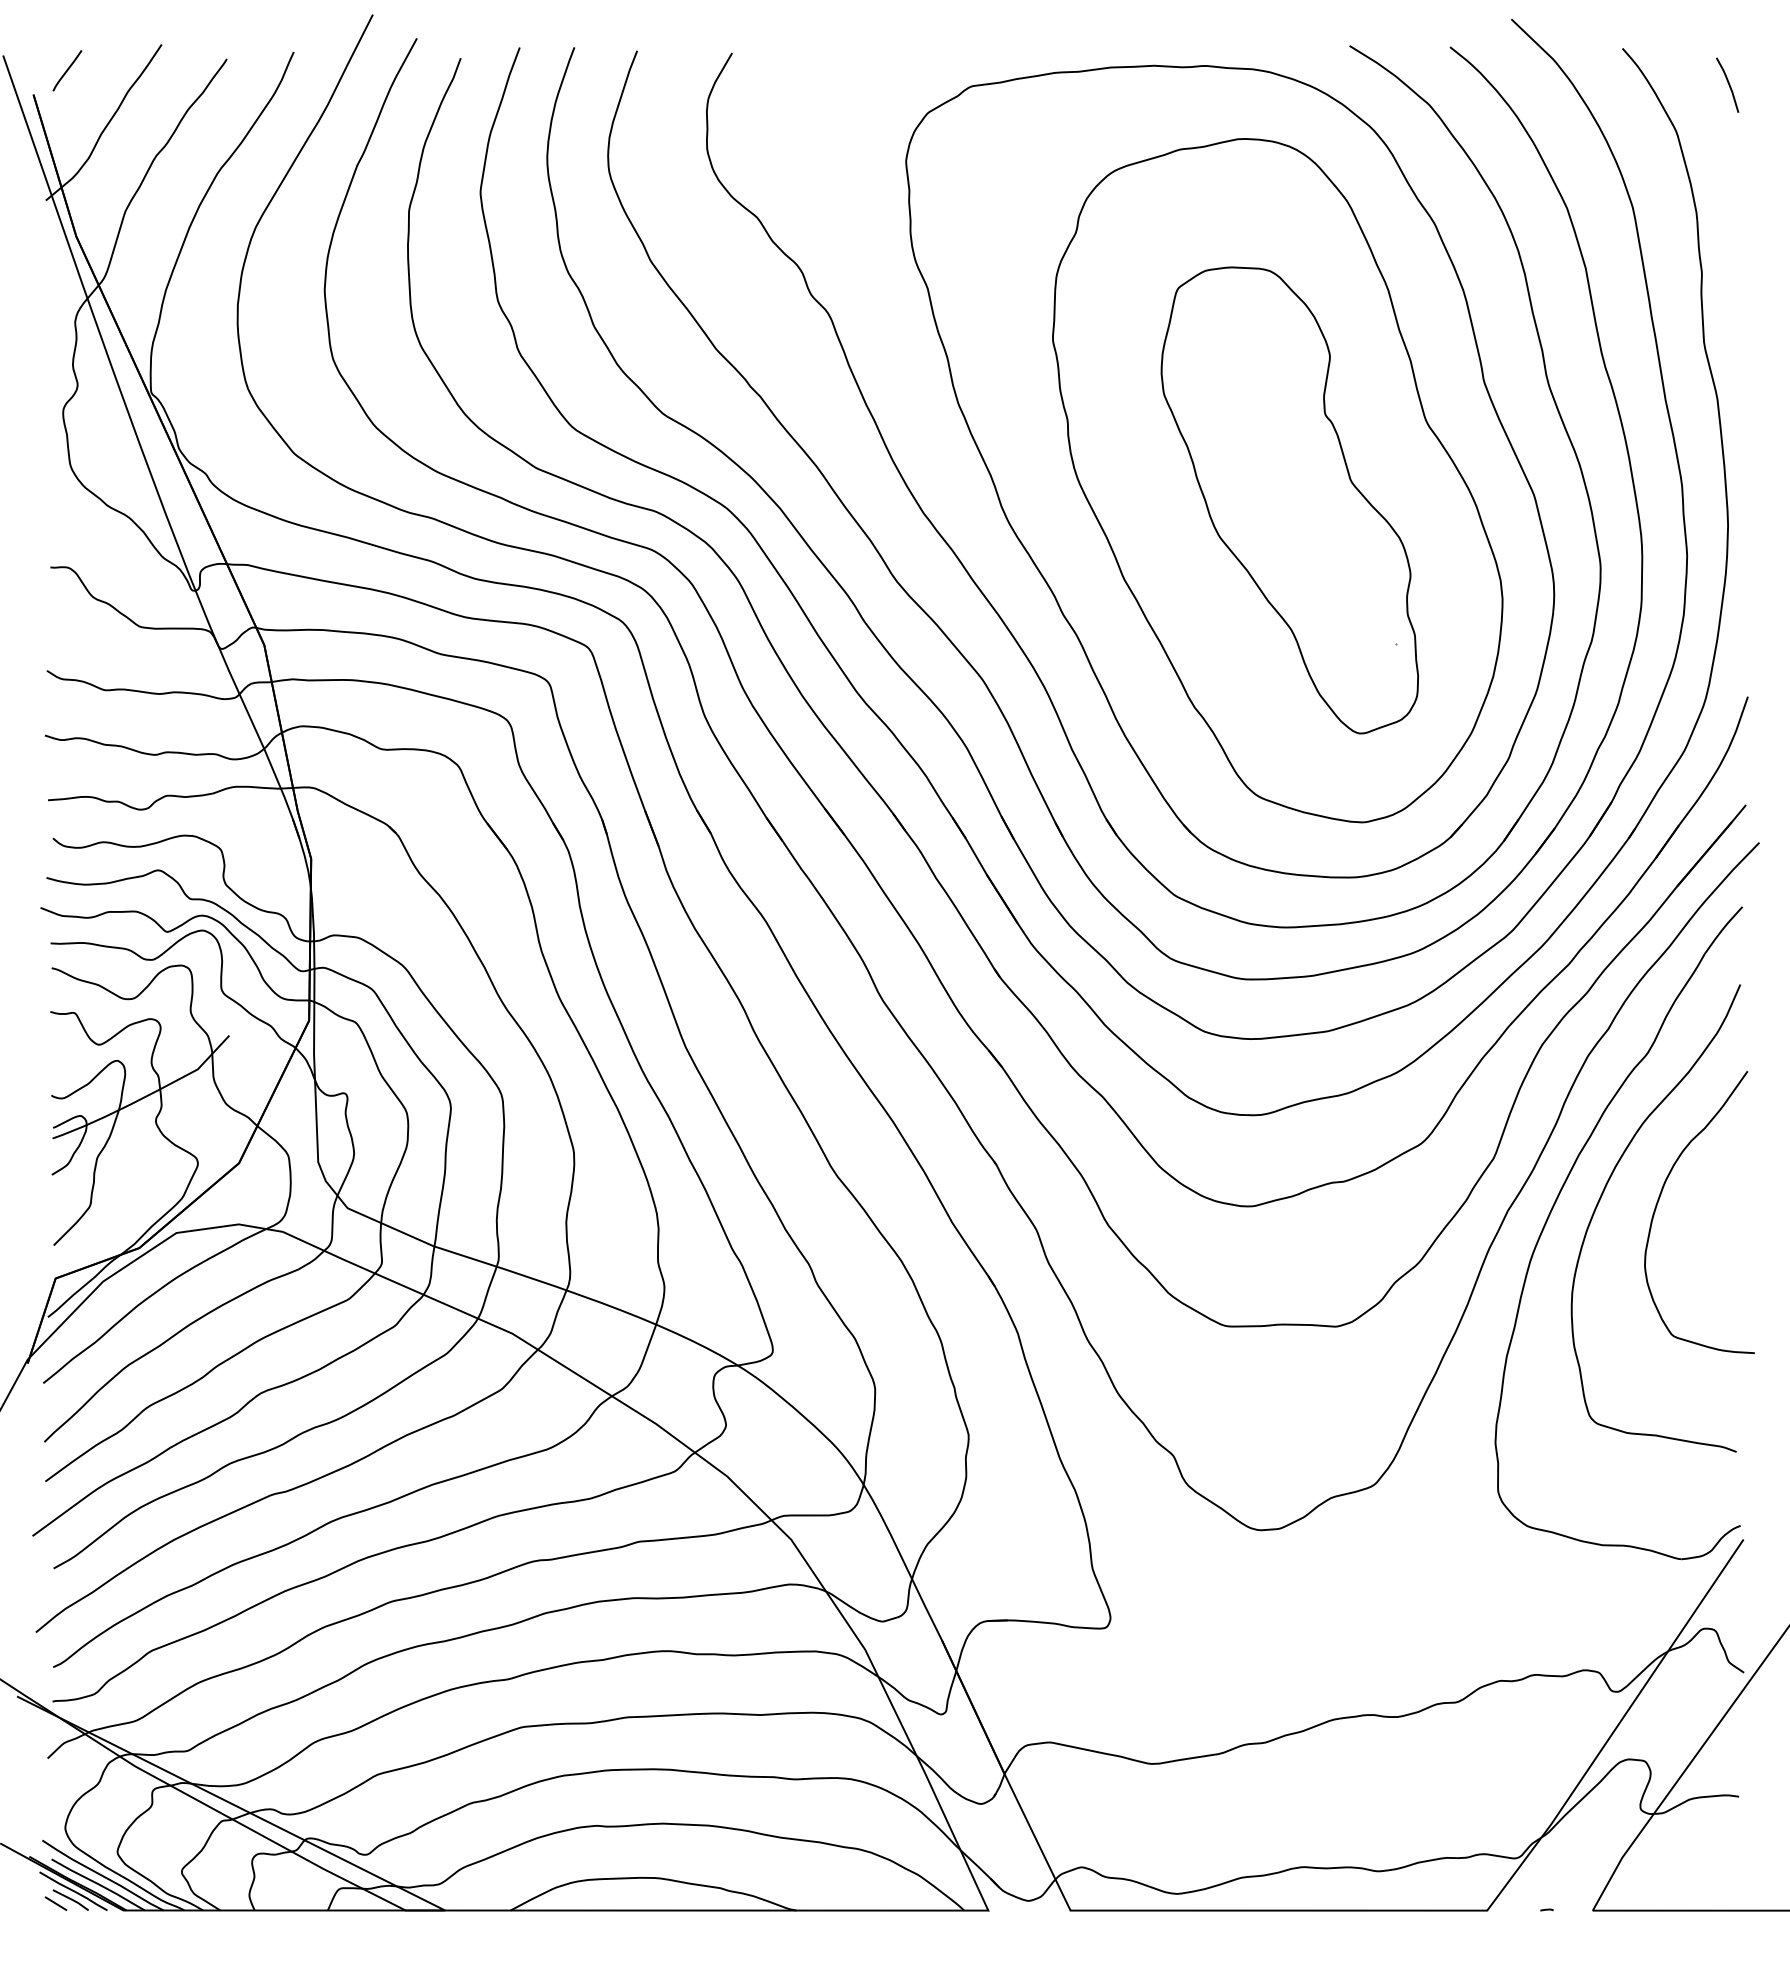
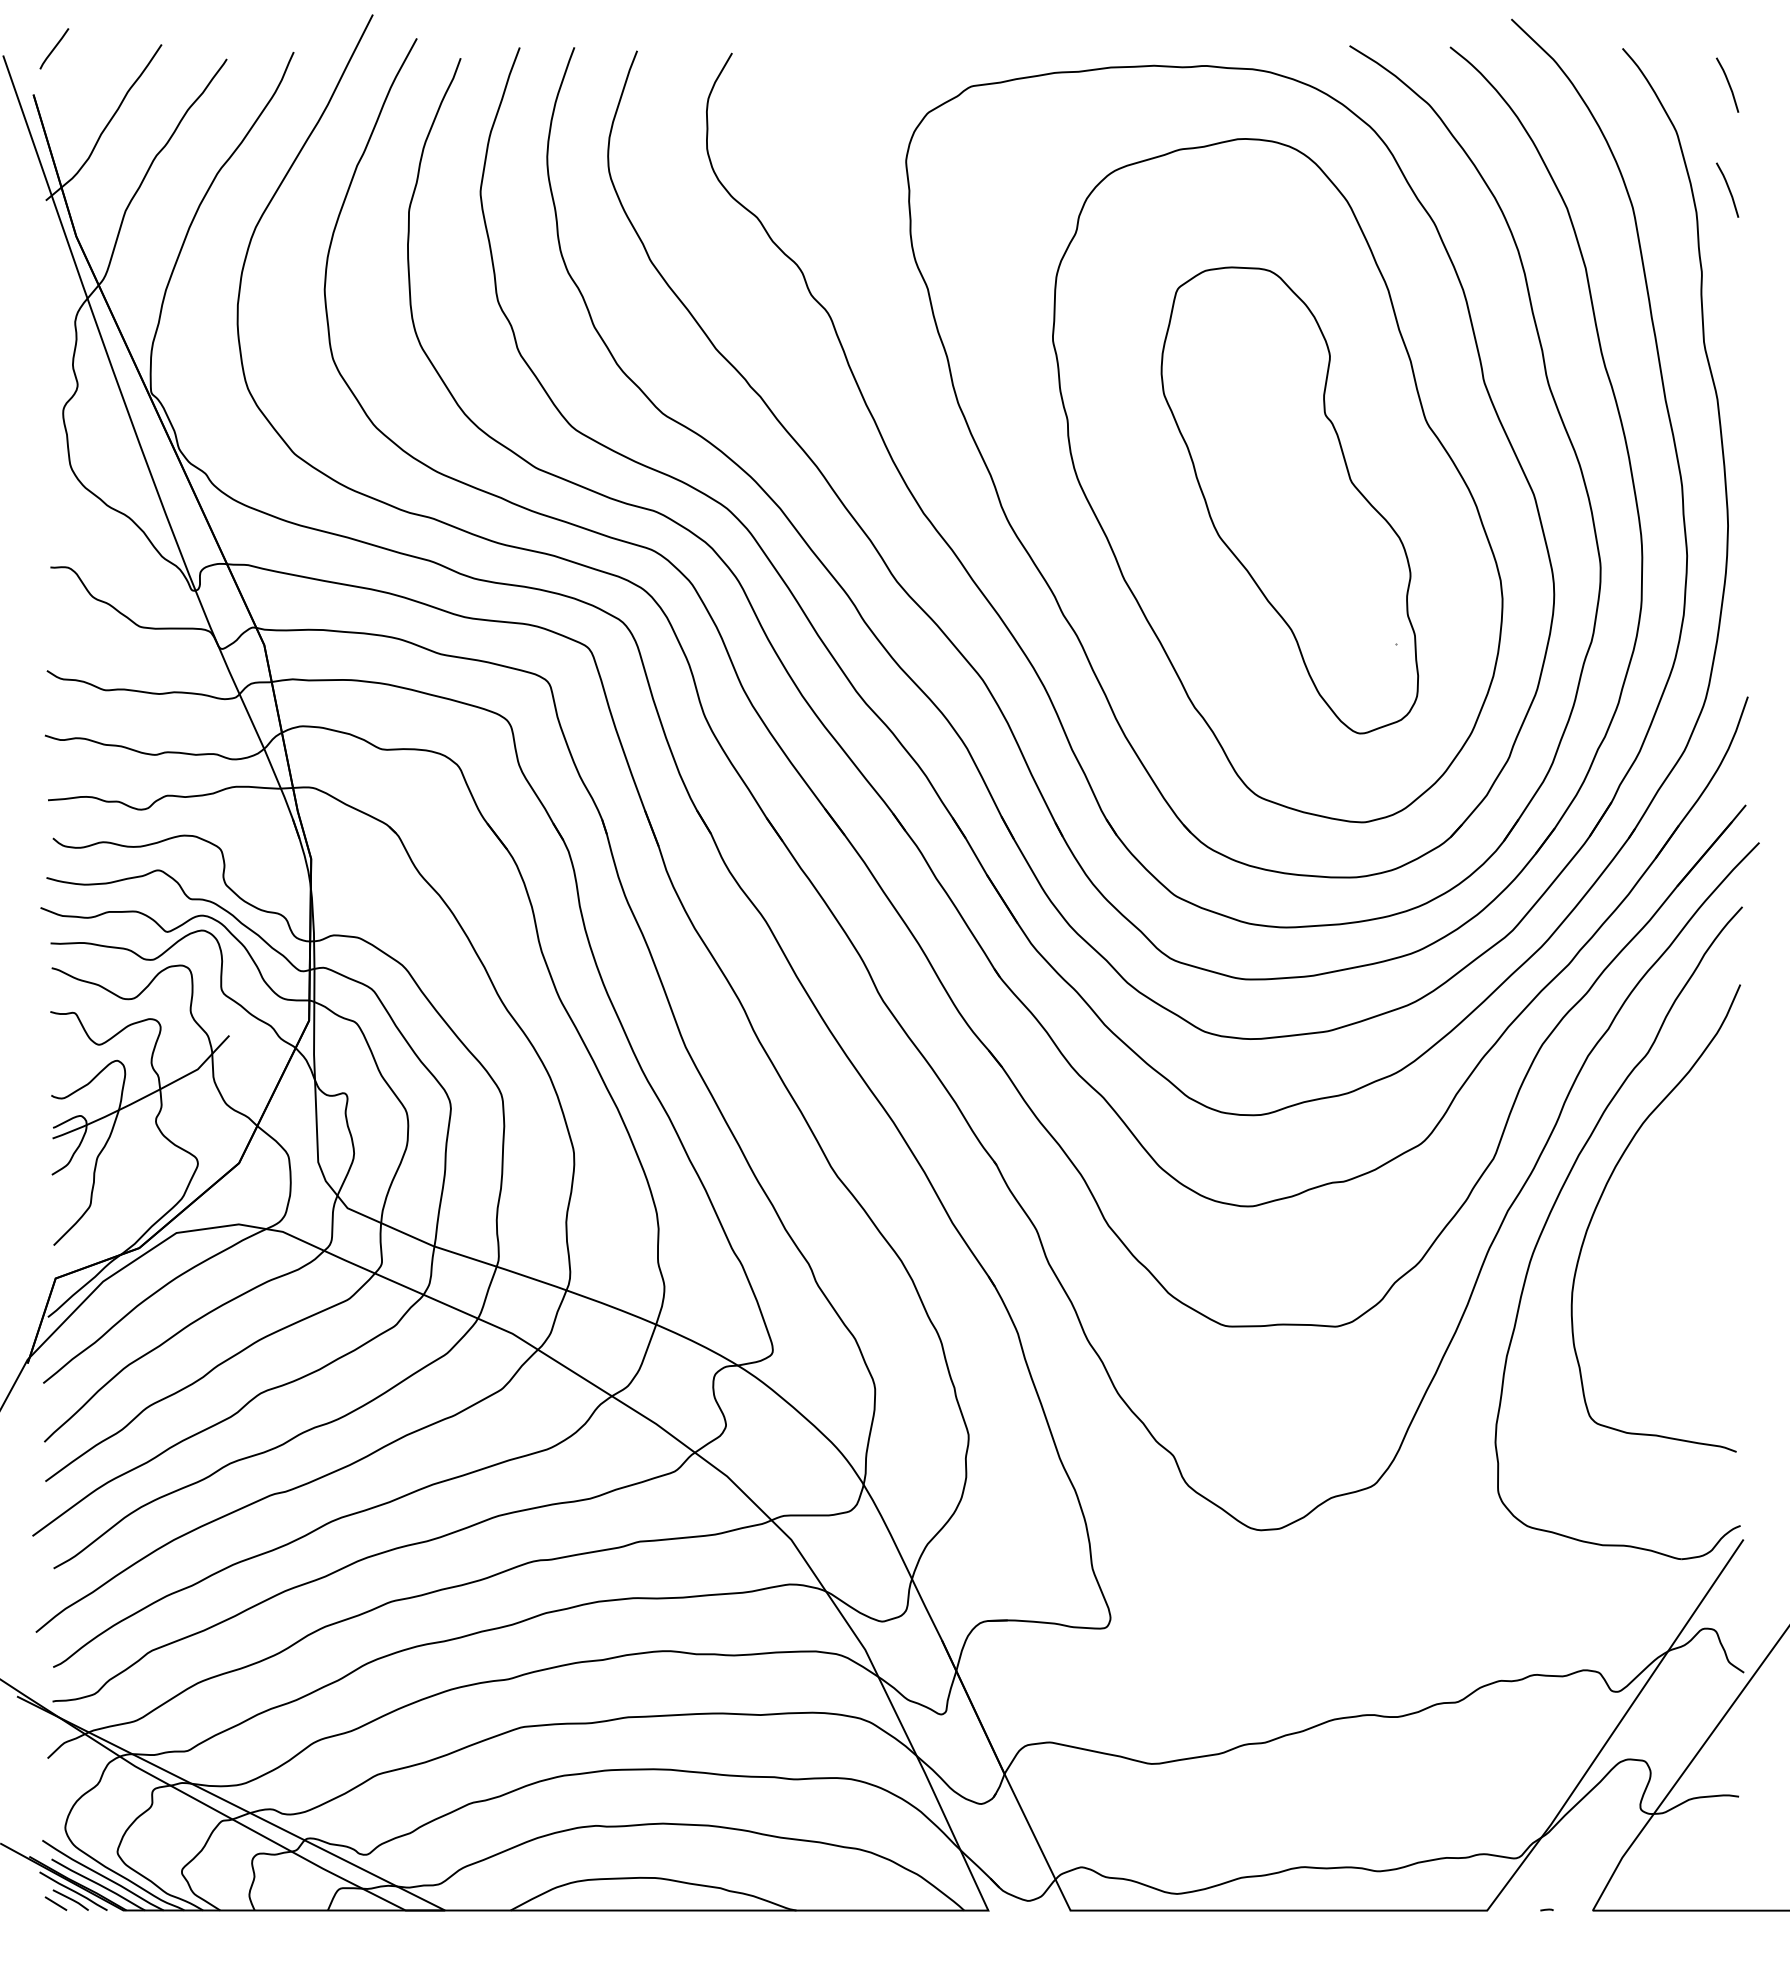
line position: (67, 70) -> (54, 48) (54, 48)
line: none -> present (1727, 188)
curve: present -> none (1659, 1200)
